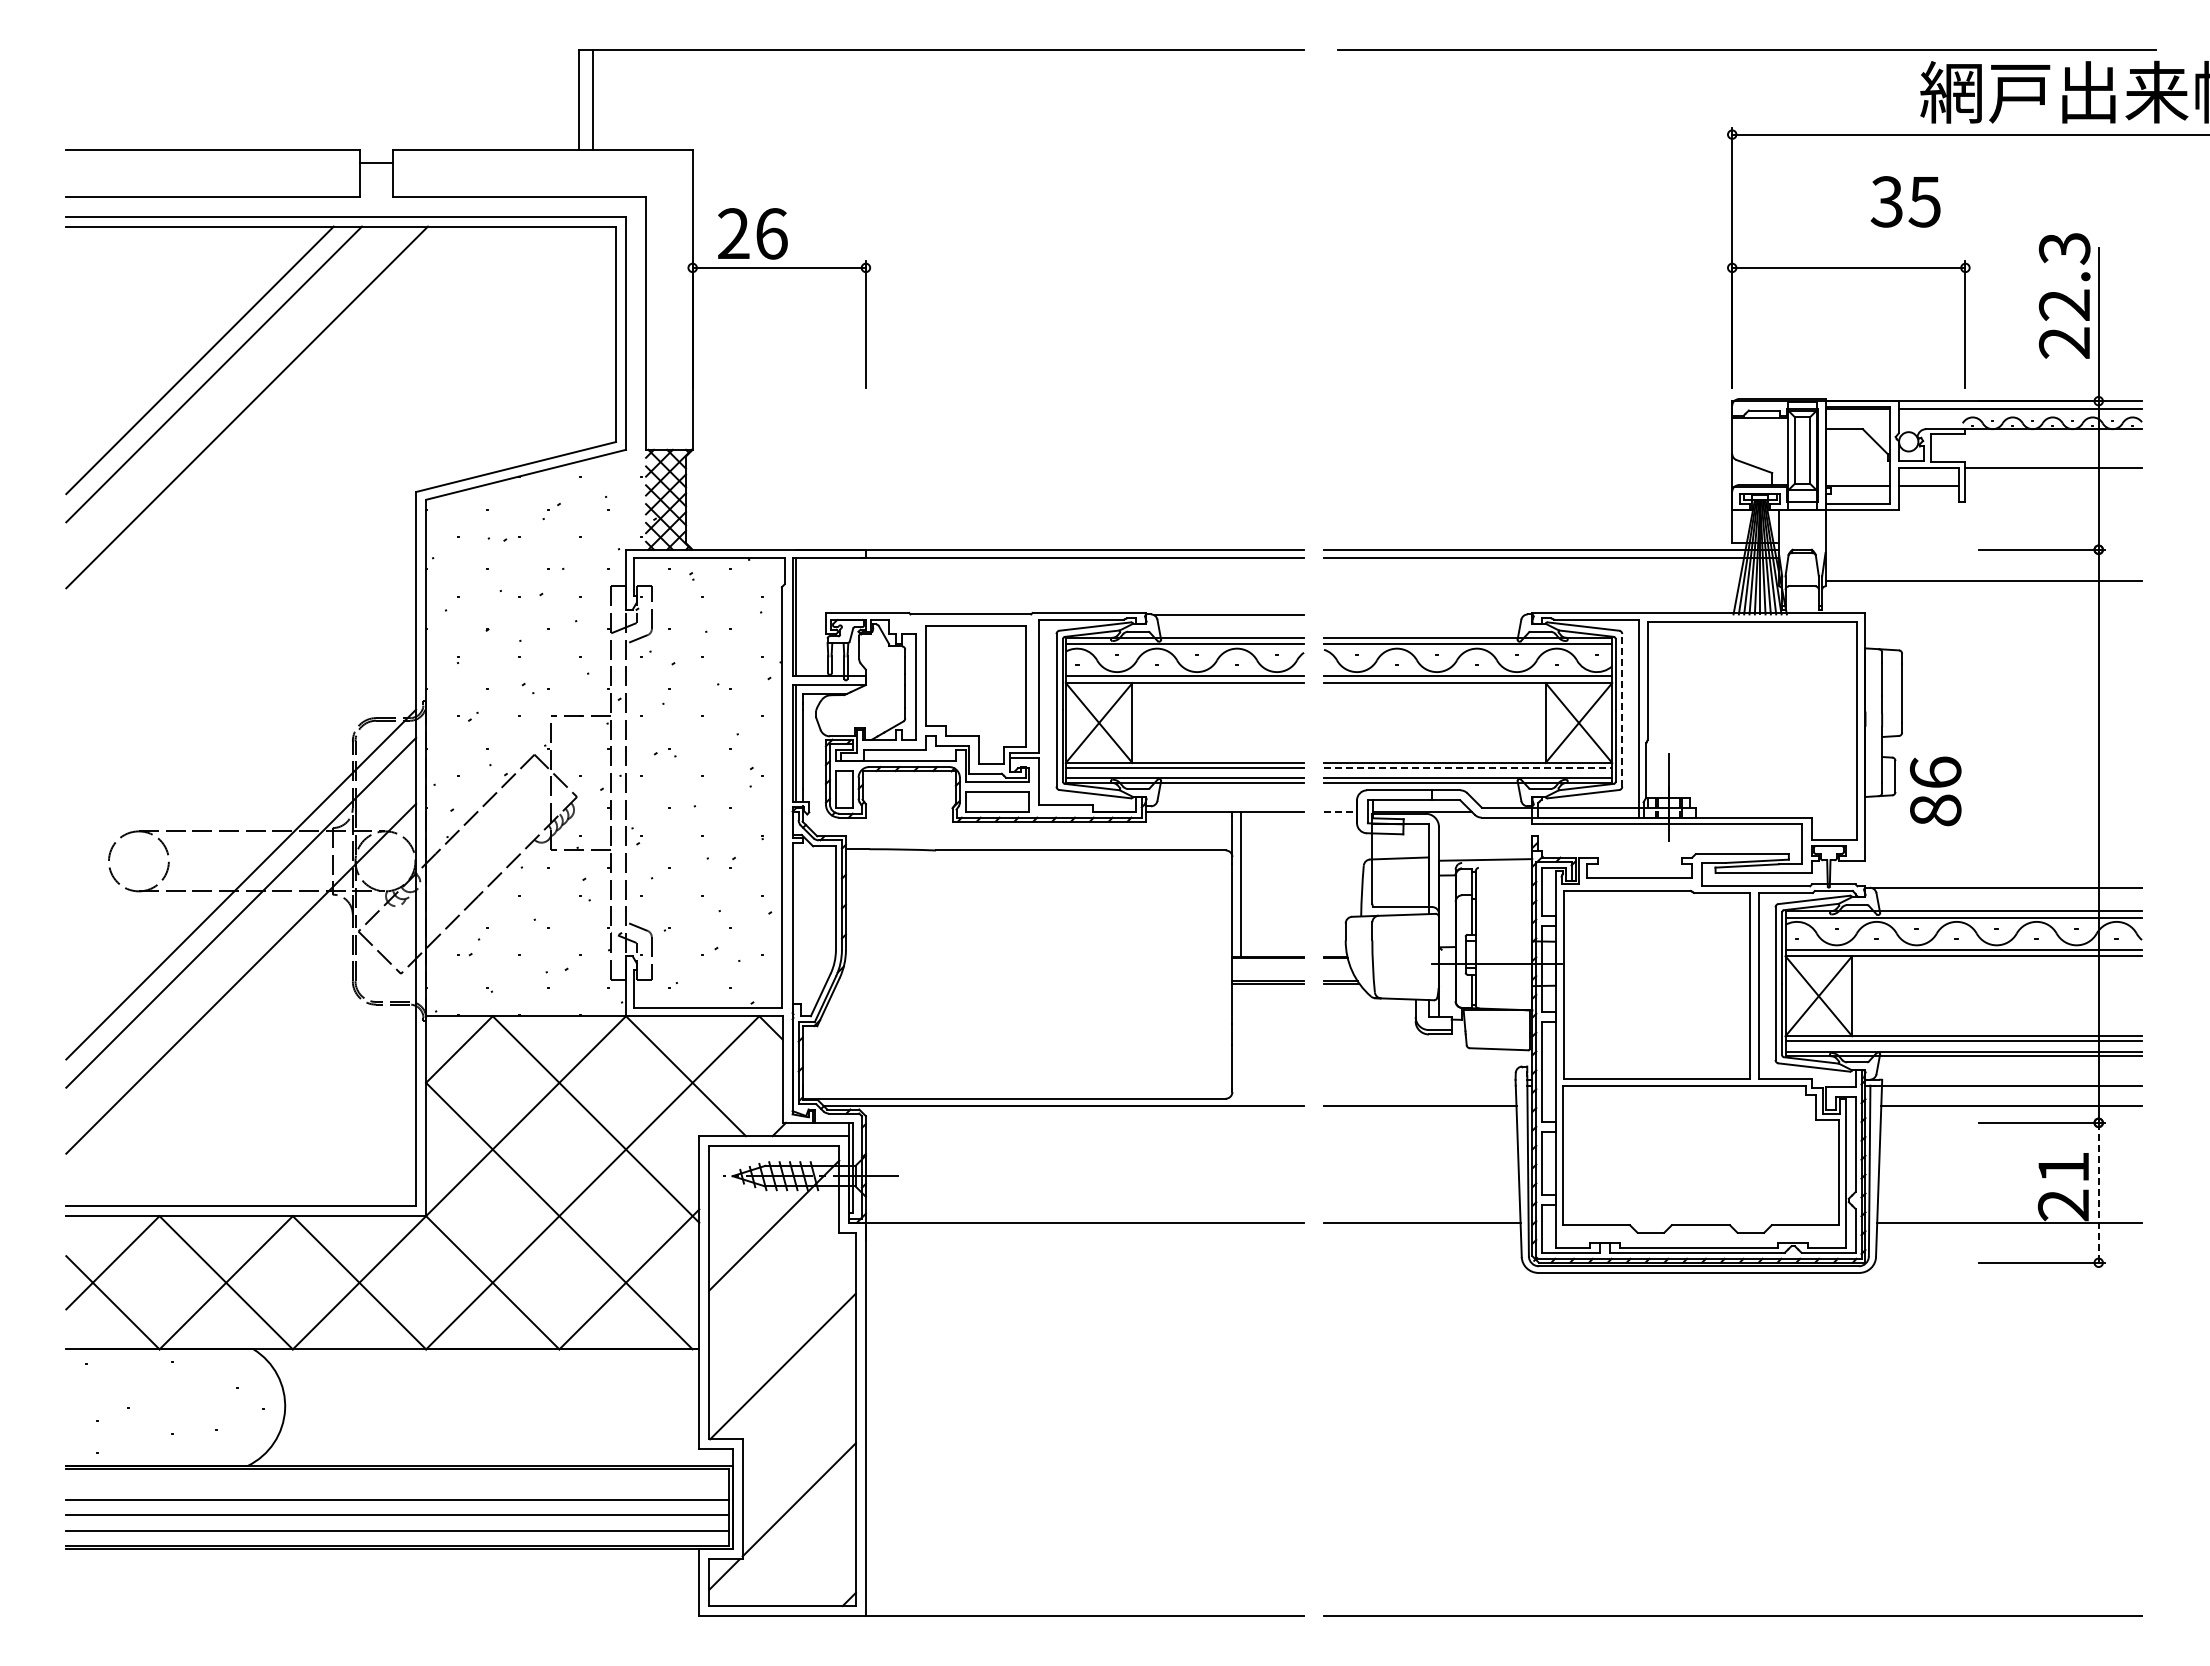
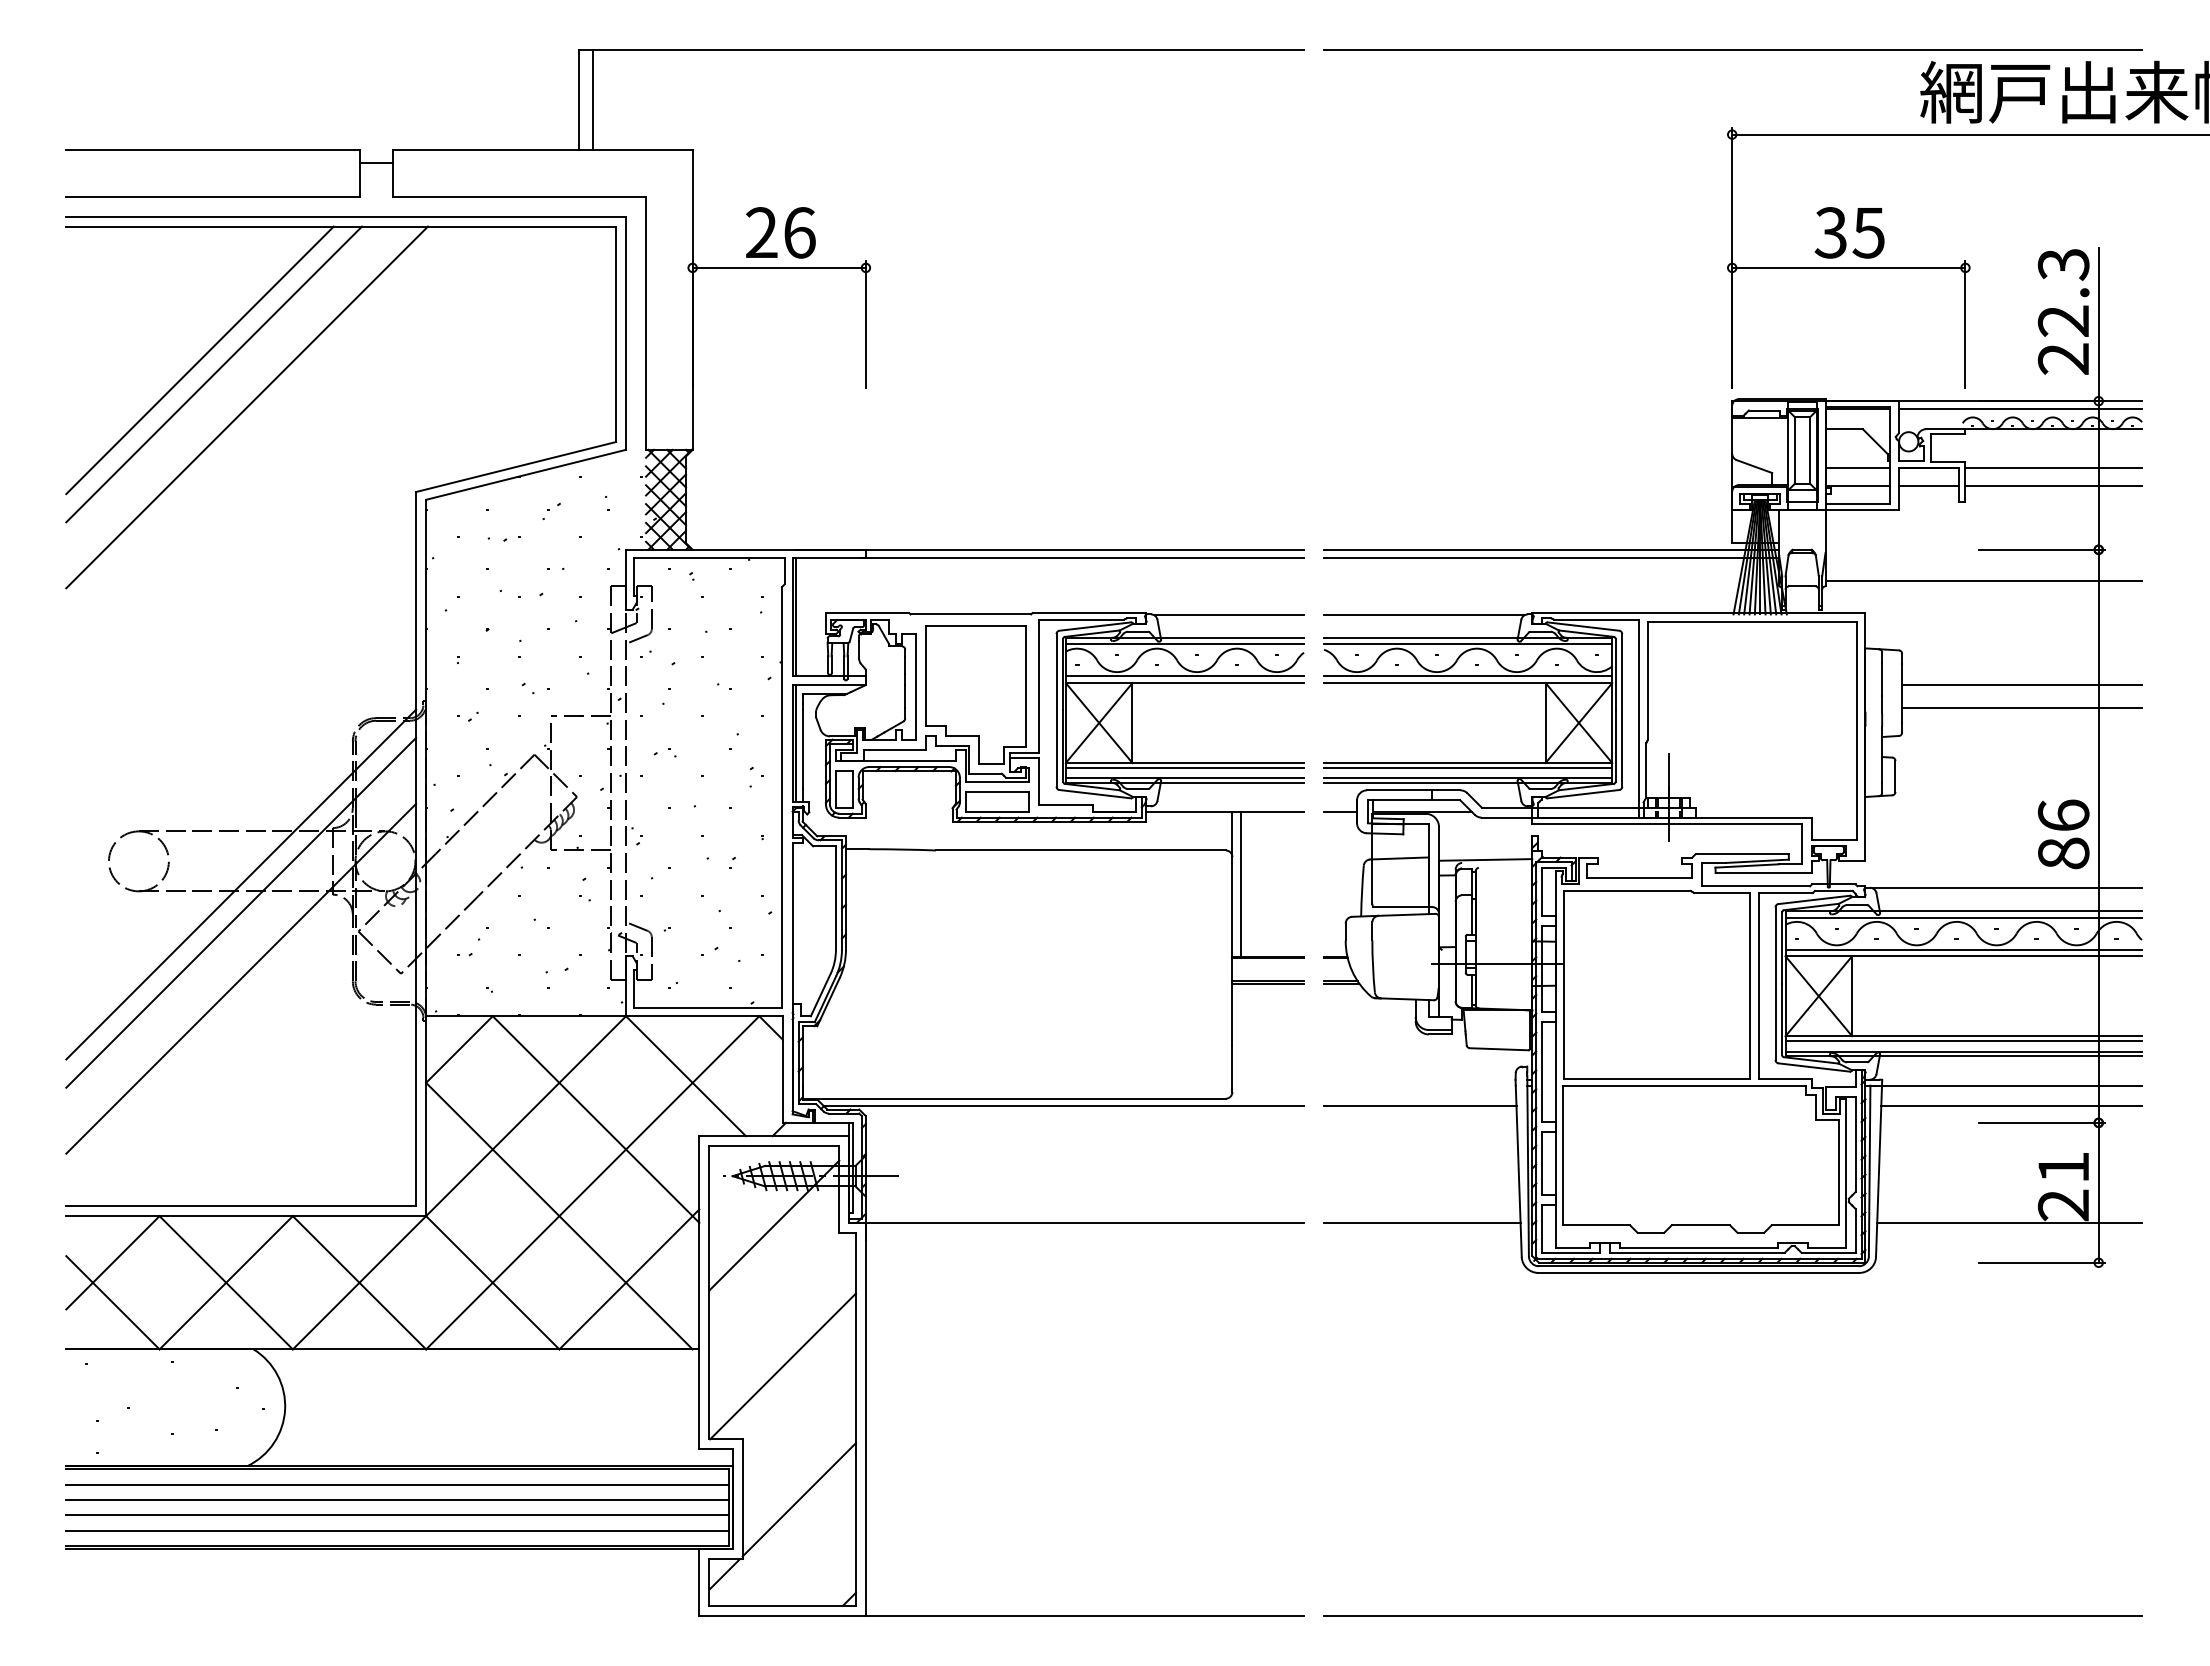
line position: (1746, 49) -> (1732, 49) (1732, 49)
text position: (1905, 201) -> (1849, 232) (1849, 232)
text position: (752, 233) -> (780, 232) (780, 232)
text position: (2064, 295) -> (2063, 311) (2063, 311)
line: none -> present (1857, 468)
line: none -> present (2053, 486)
line: none -> present (1424, 615)
line: none -> present (2022, 685)
line: none -> present (2022, 707)
line: dashed -> solid (1622, 709)
line: dashed -> solid (1468, 767)
text position: (1935, 791) -> (2063, 834) (2063, 834)
line: dashed -> solid (1341, 812)
line: dashed -> solid (2098, 1192)
line: none -> present (397, 1484)
